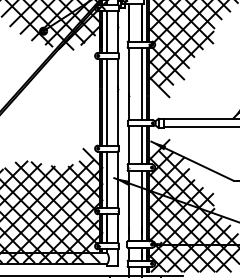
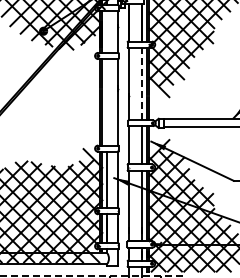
line: present -> none (107, 31)
line: solid -> dashed (141, 83)
line: present -> none (107, 102)
line: solid -> dashed (91, 276)
